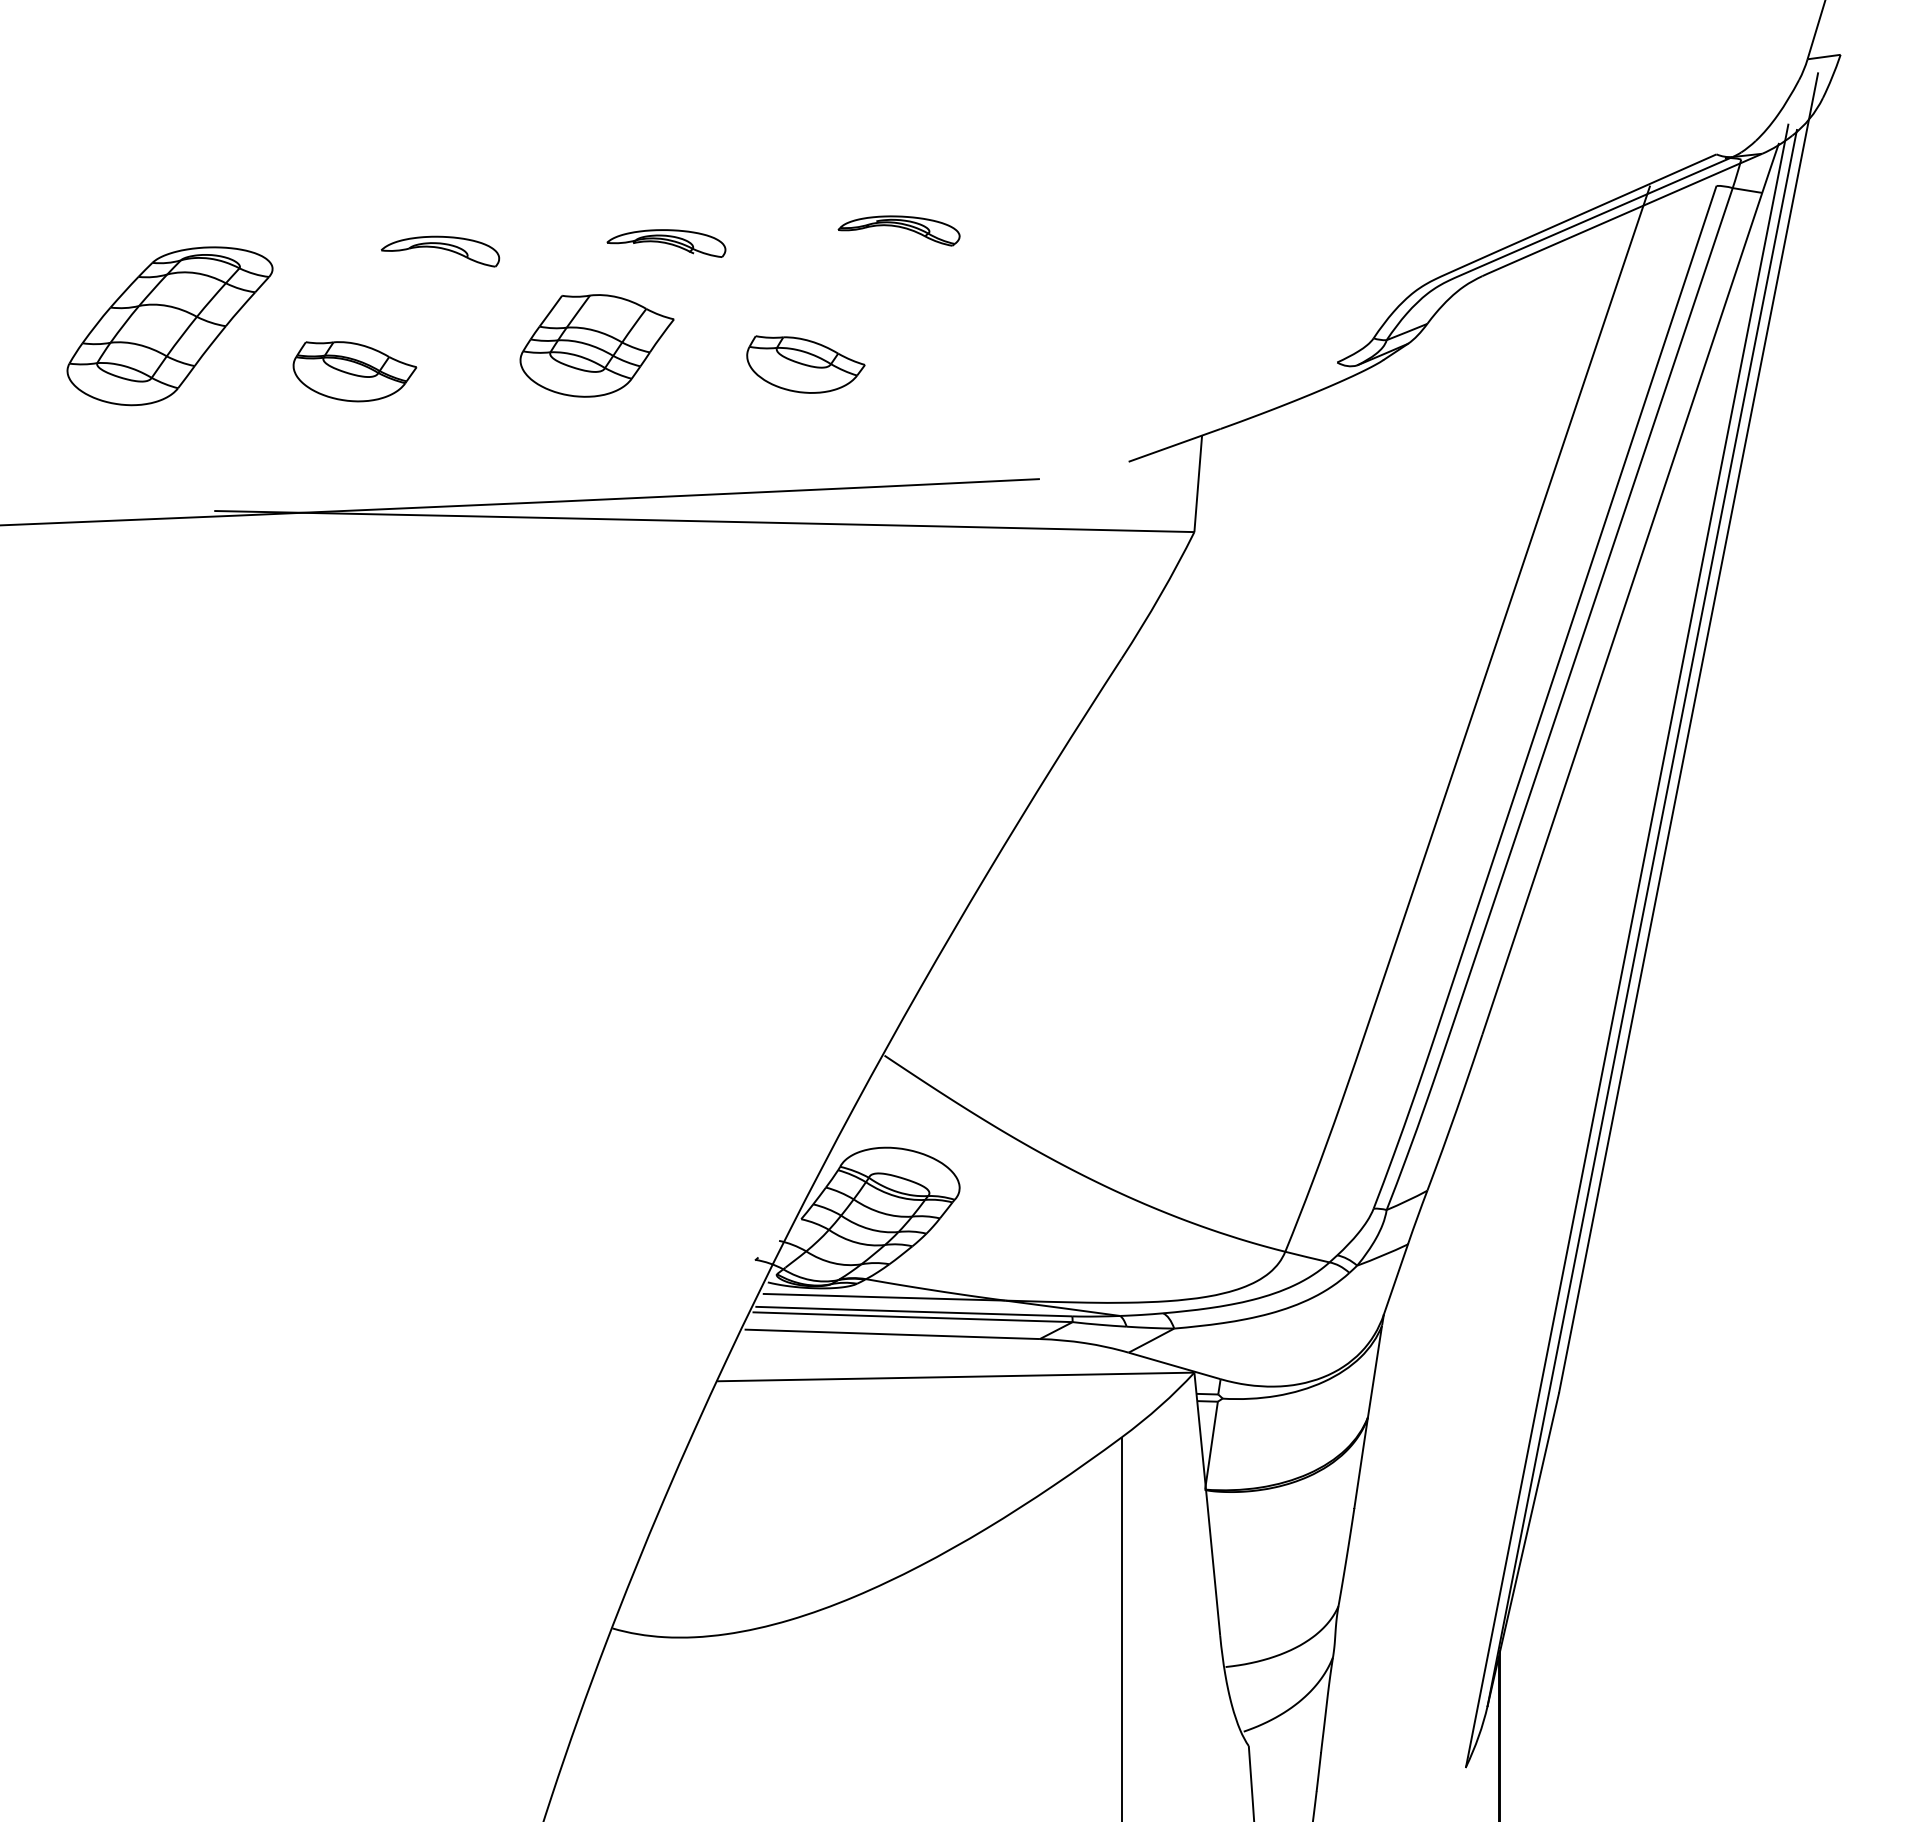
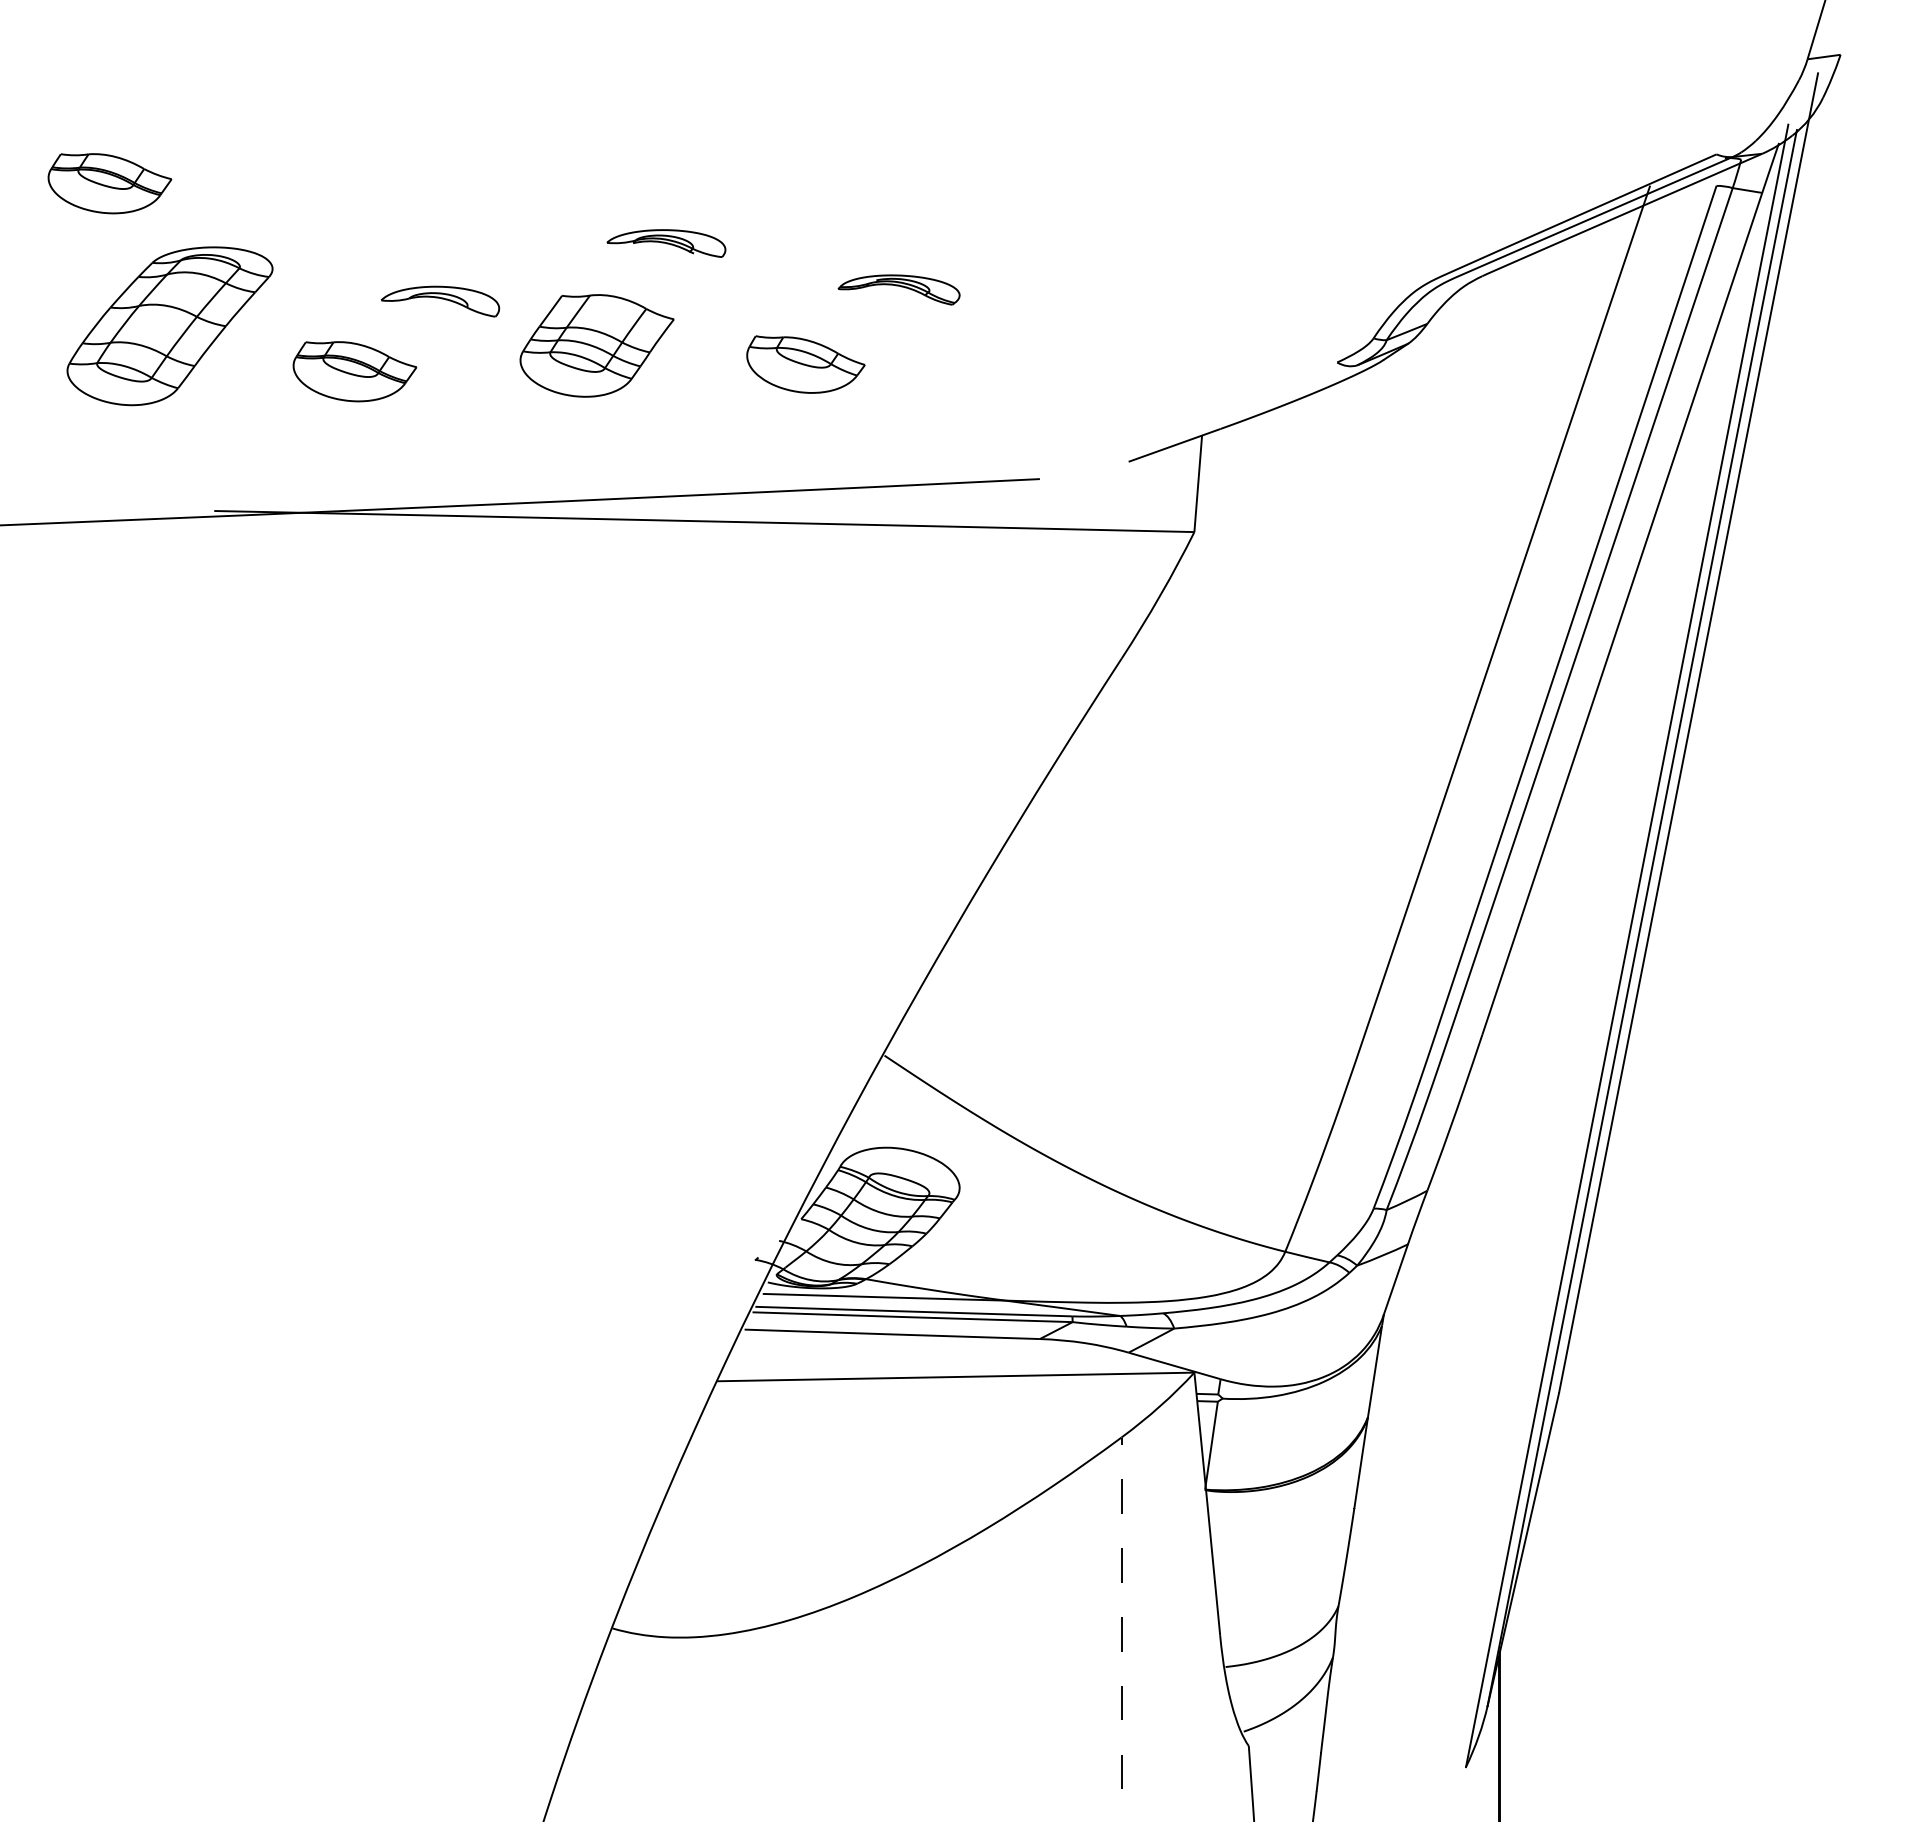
part: none -> present (109, 183)
part position: (898, 230) -> (898, 289) (898, 289)
part position: (440, 251) -> (440, 301) (440, 301)
line: solid -> dashed (1121, 1629)
